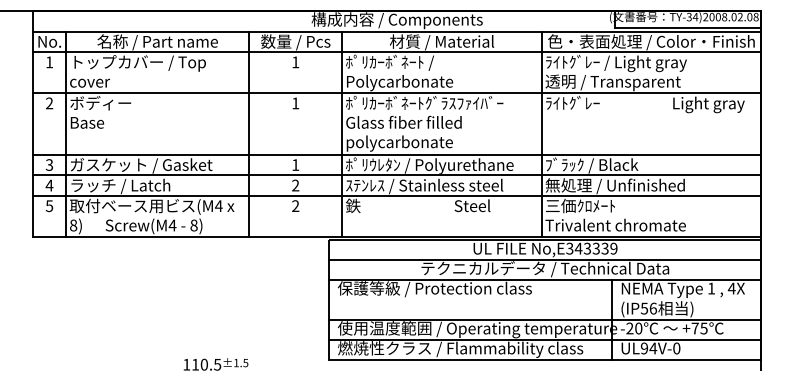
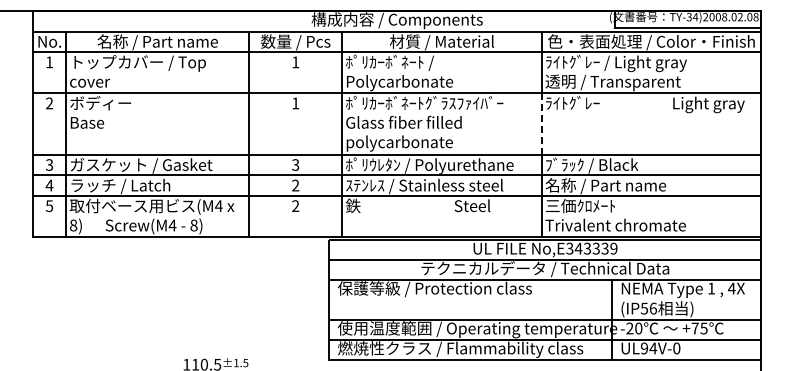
line: solid -> dashed (541, 123)
text: 1 -> 3 (295, 164)
text: 無処理 / Unfinished -> 名称 / Part name (614, 186)
